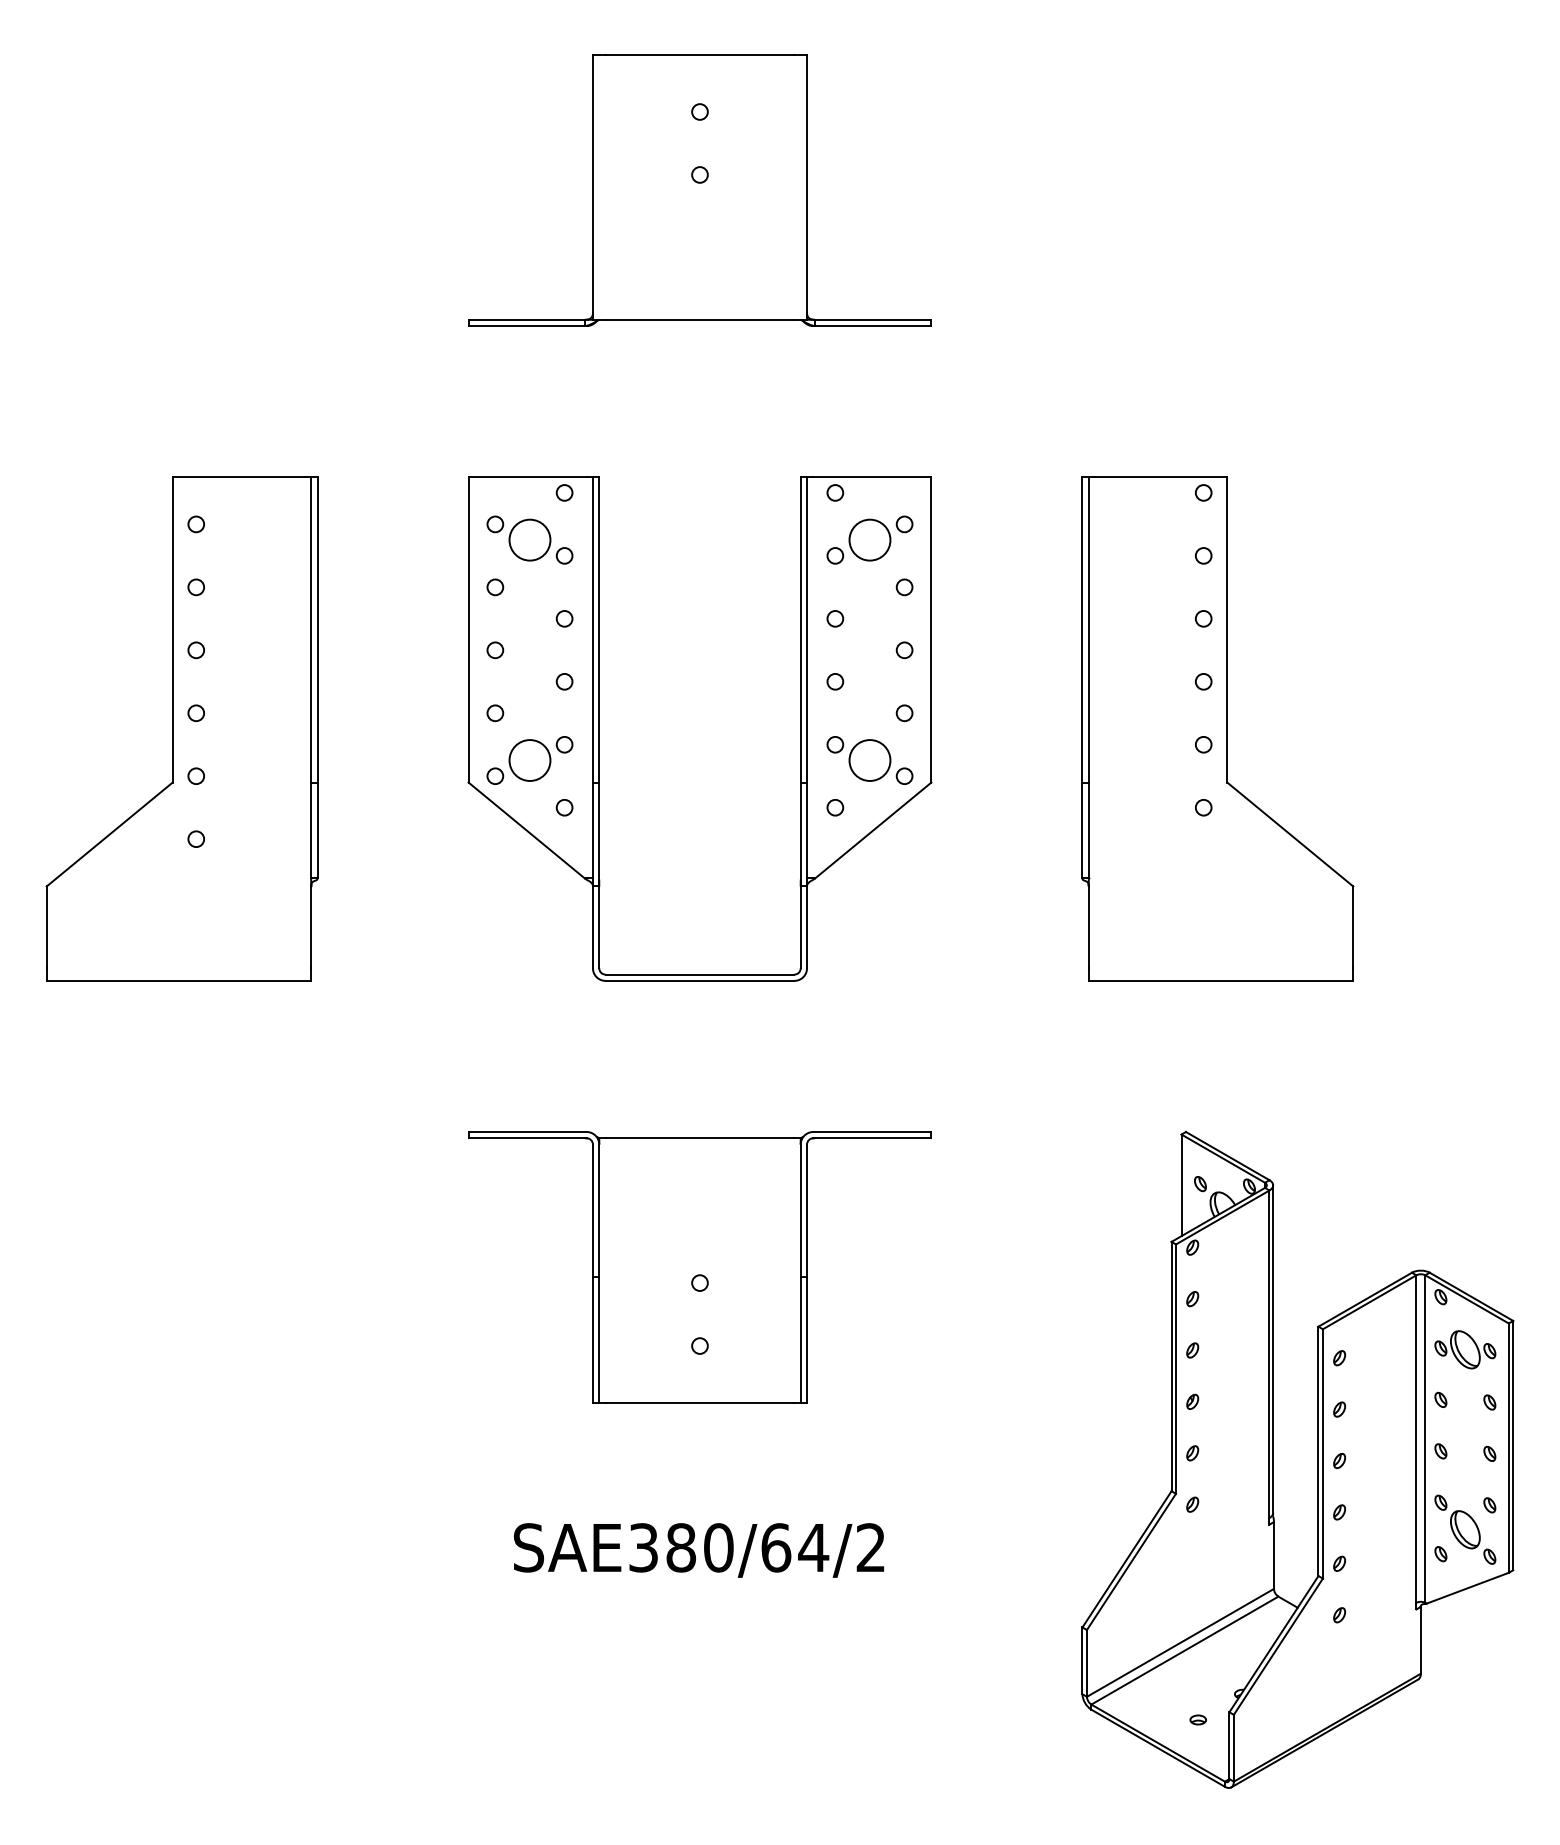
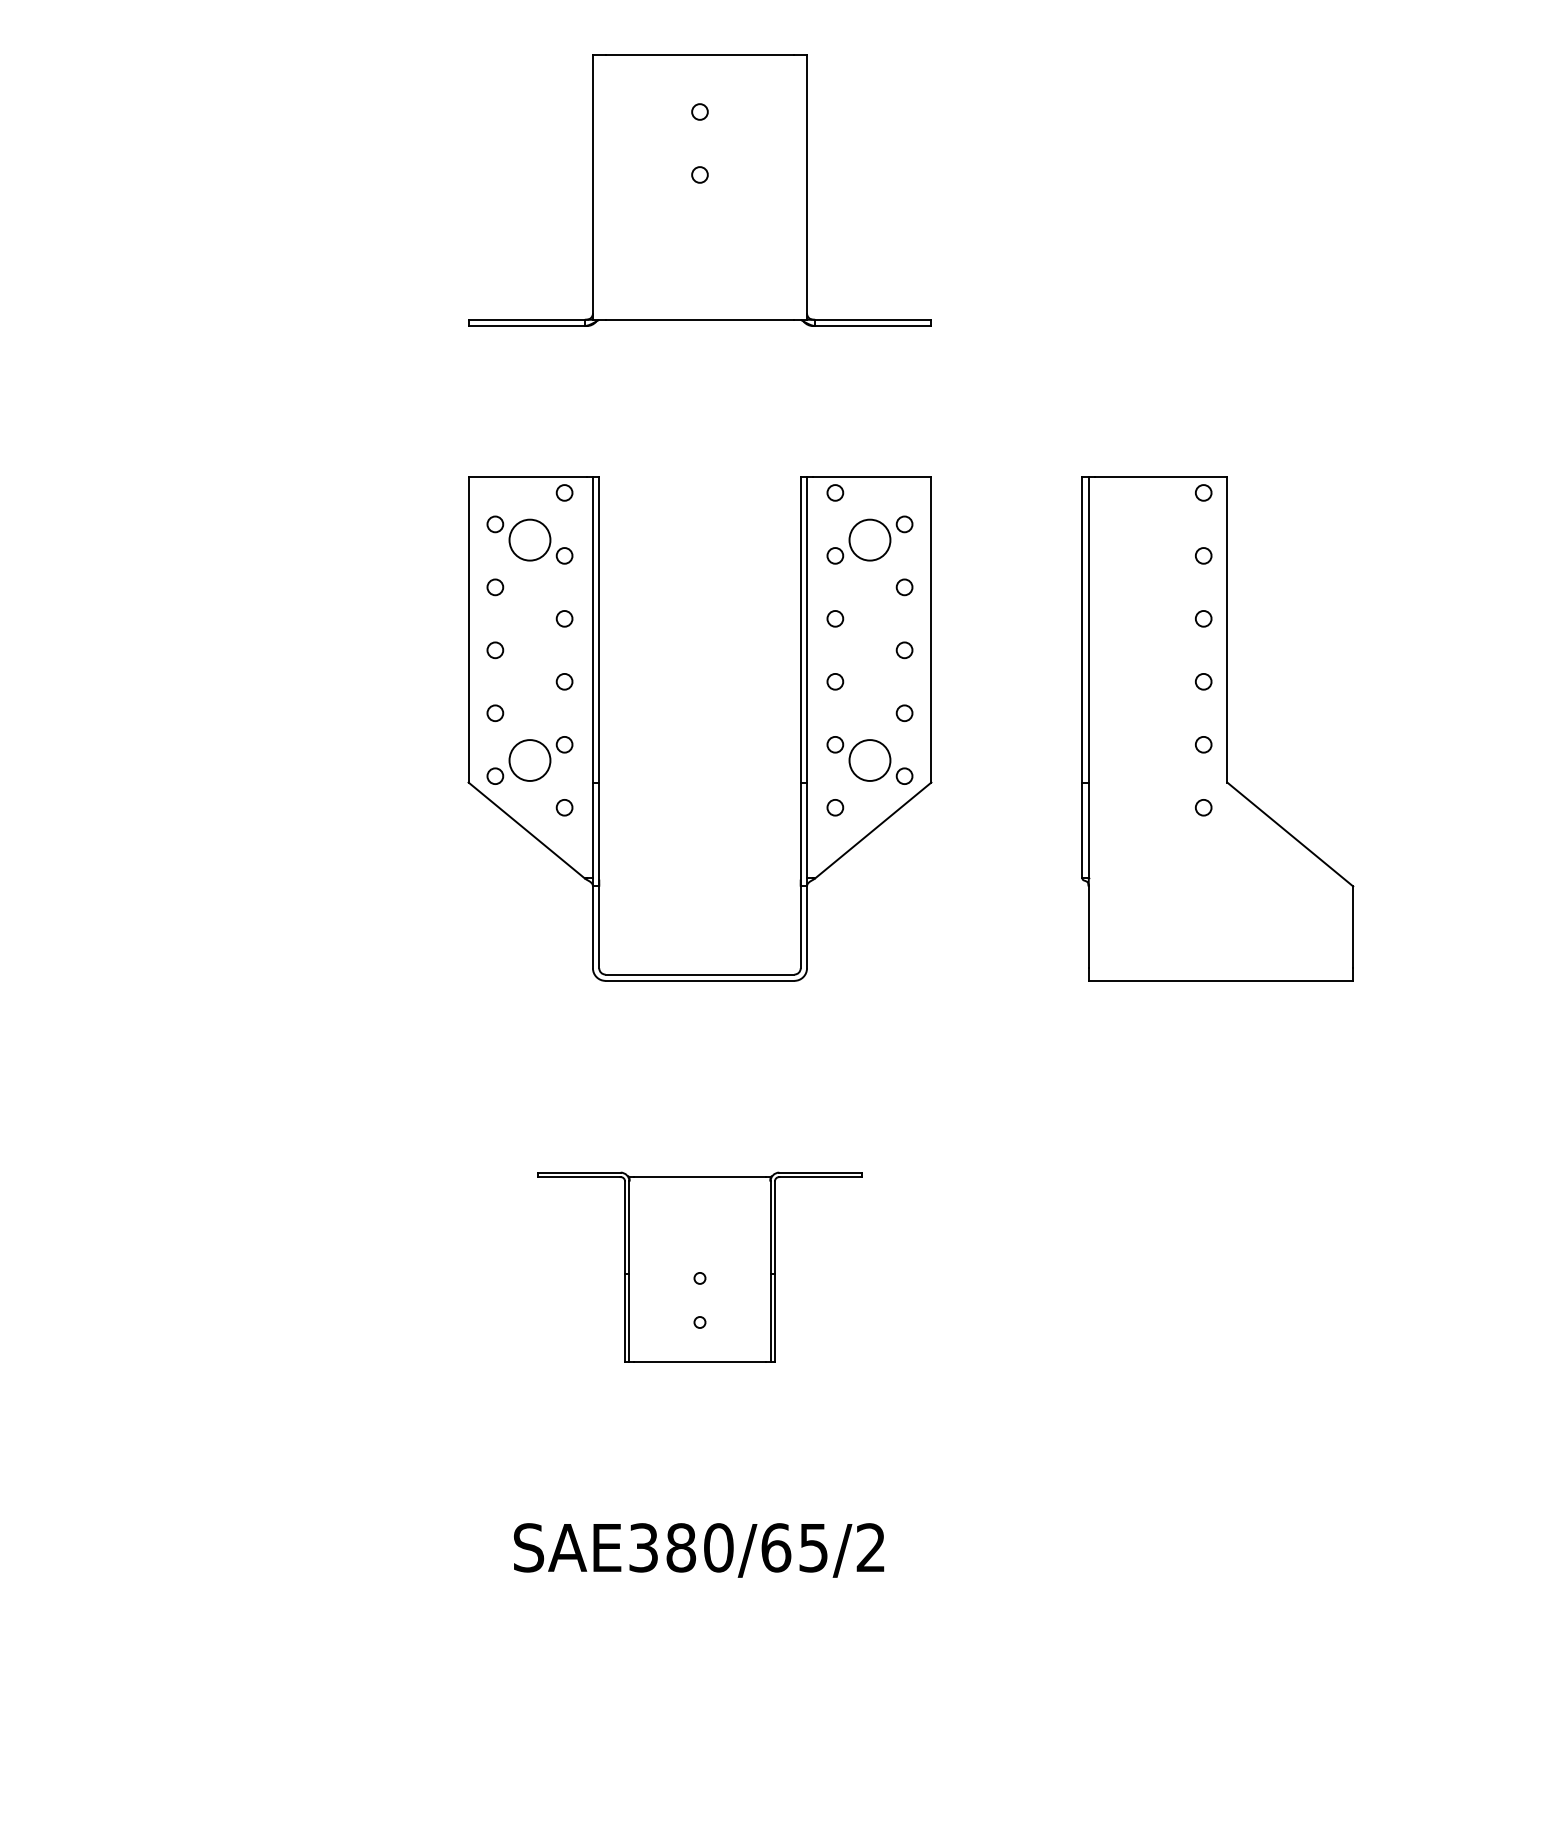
part: present -> none (181, 728)
part size: 464x273 px -> 326x192 px (699, 1266)
part: present -> none (1317, 1459)
text: SAE380/64/2 -> SAE380/65/2 (813, 1548)
